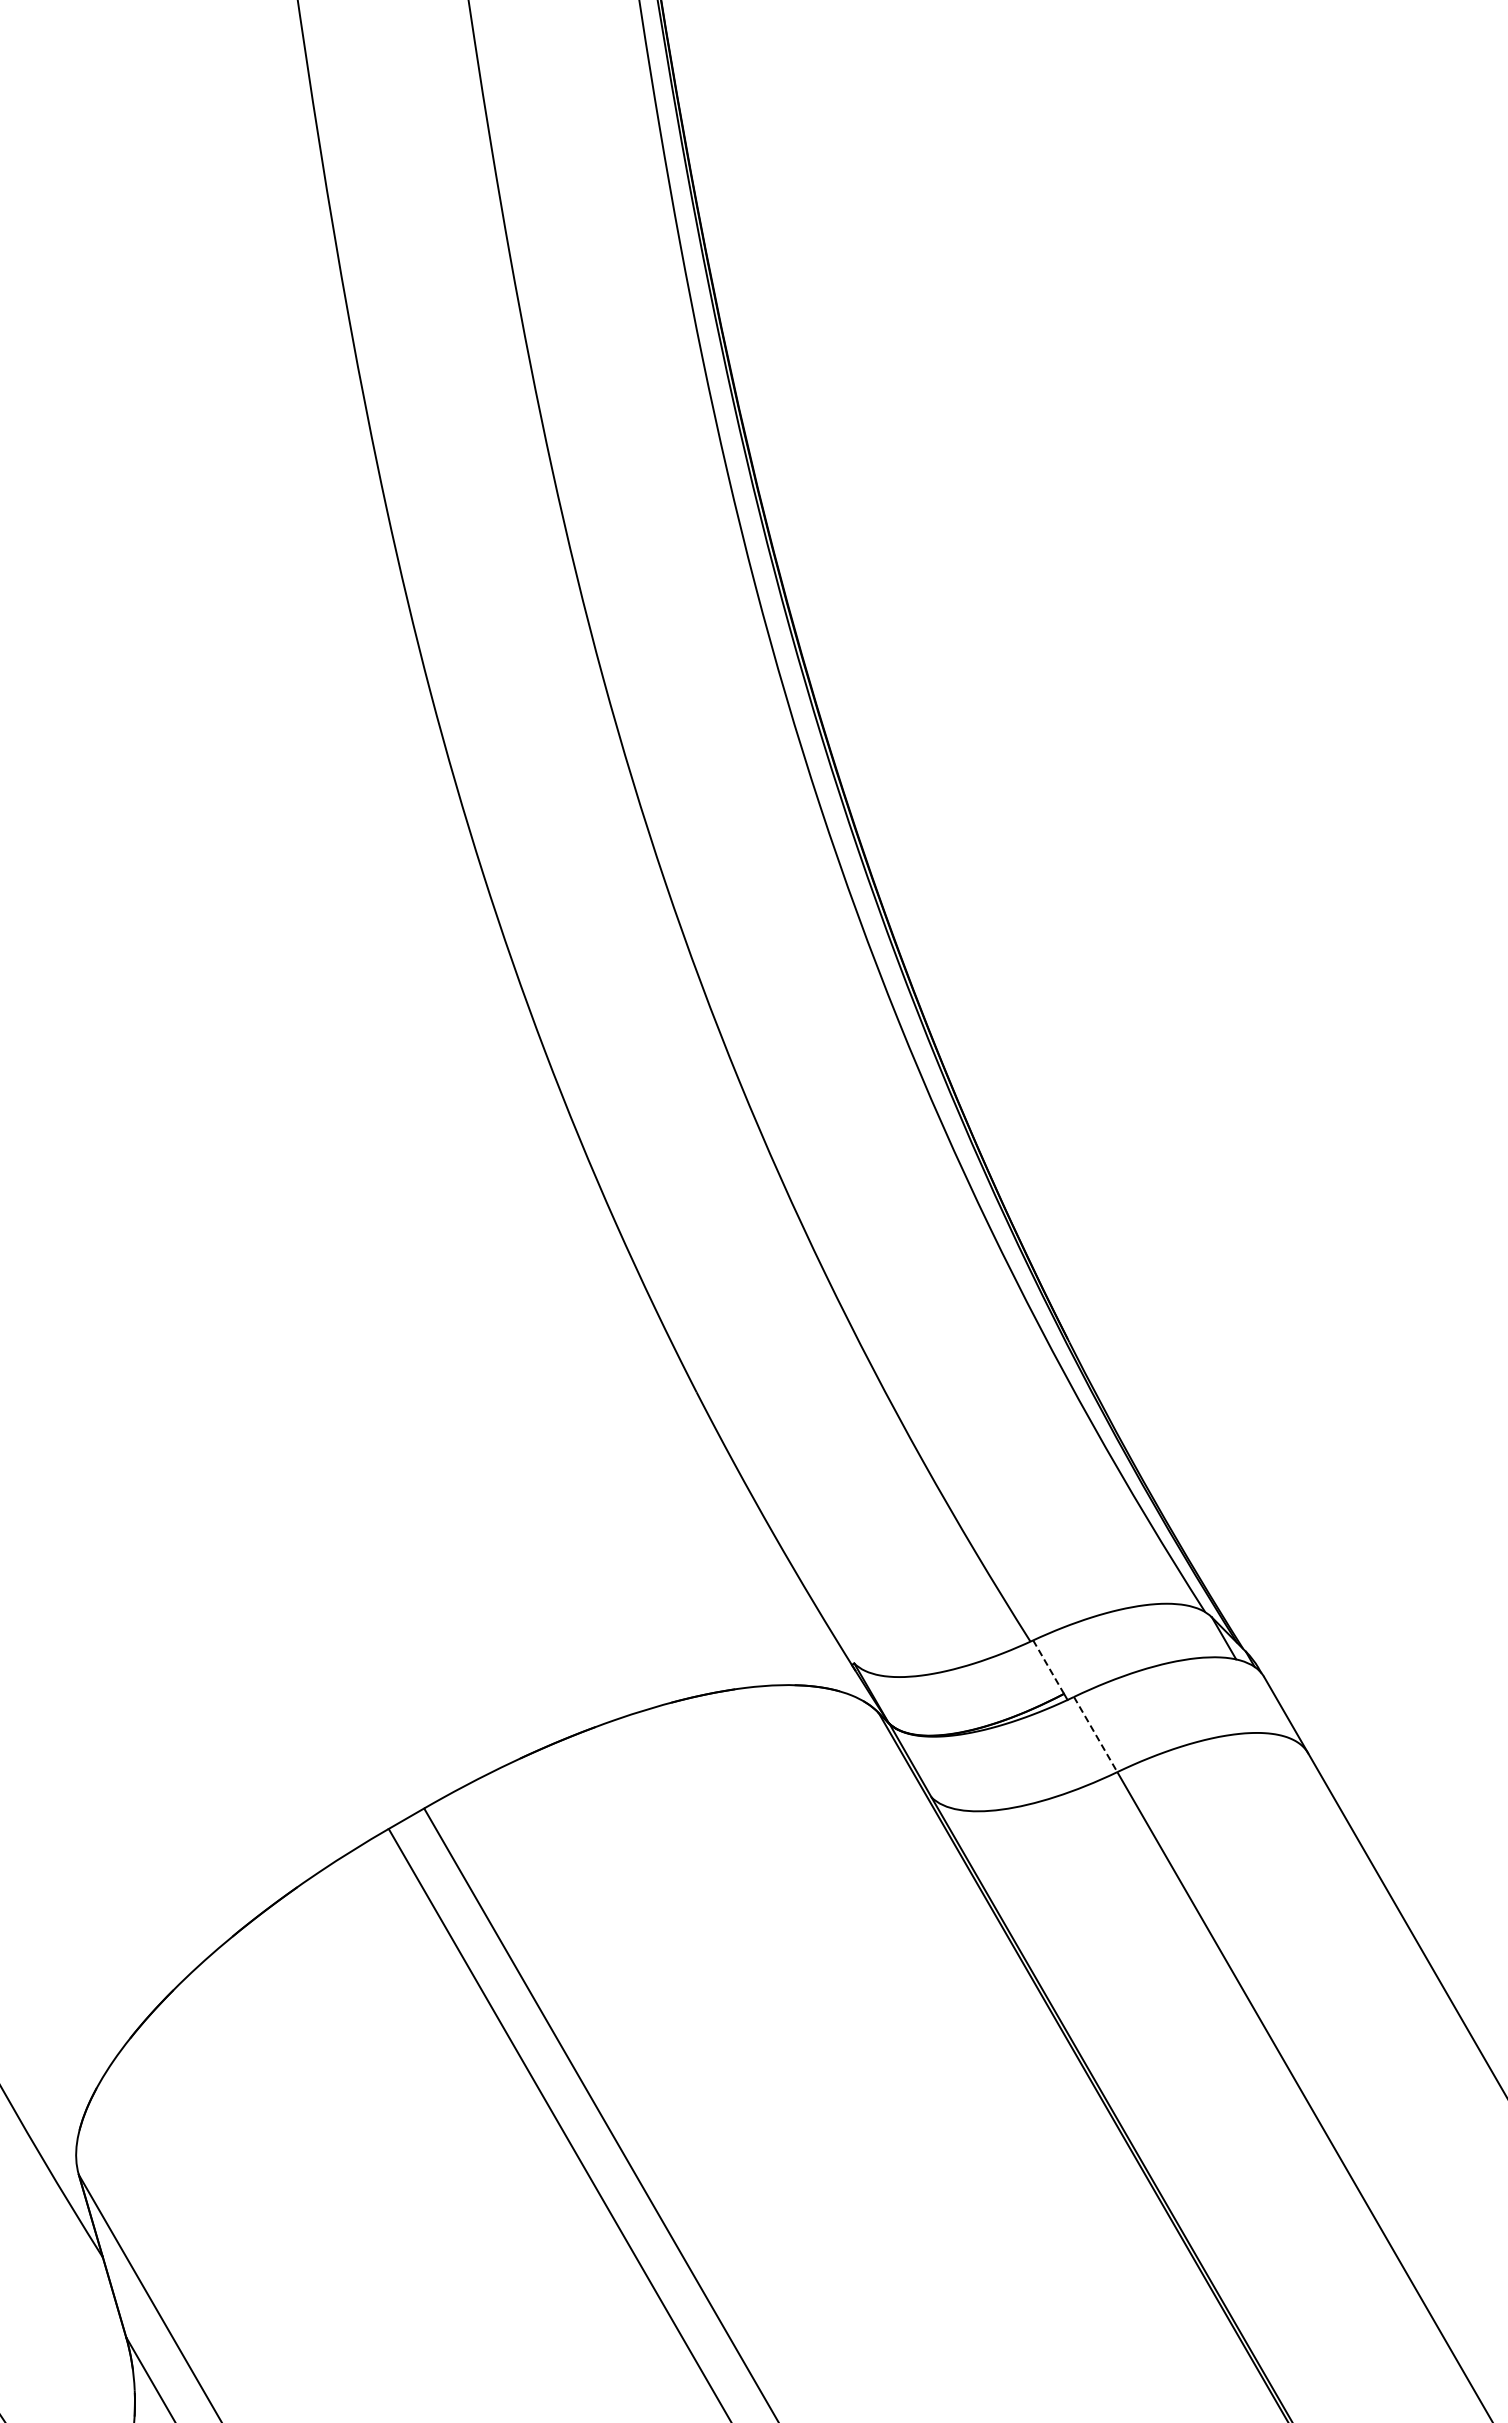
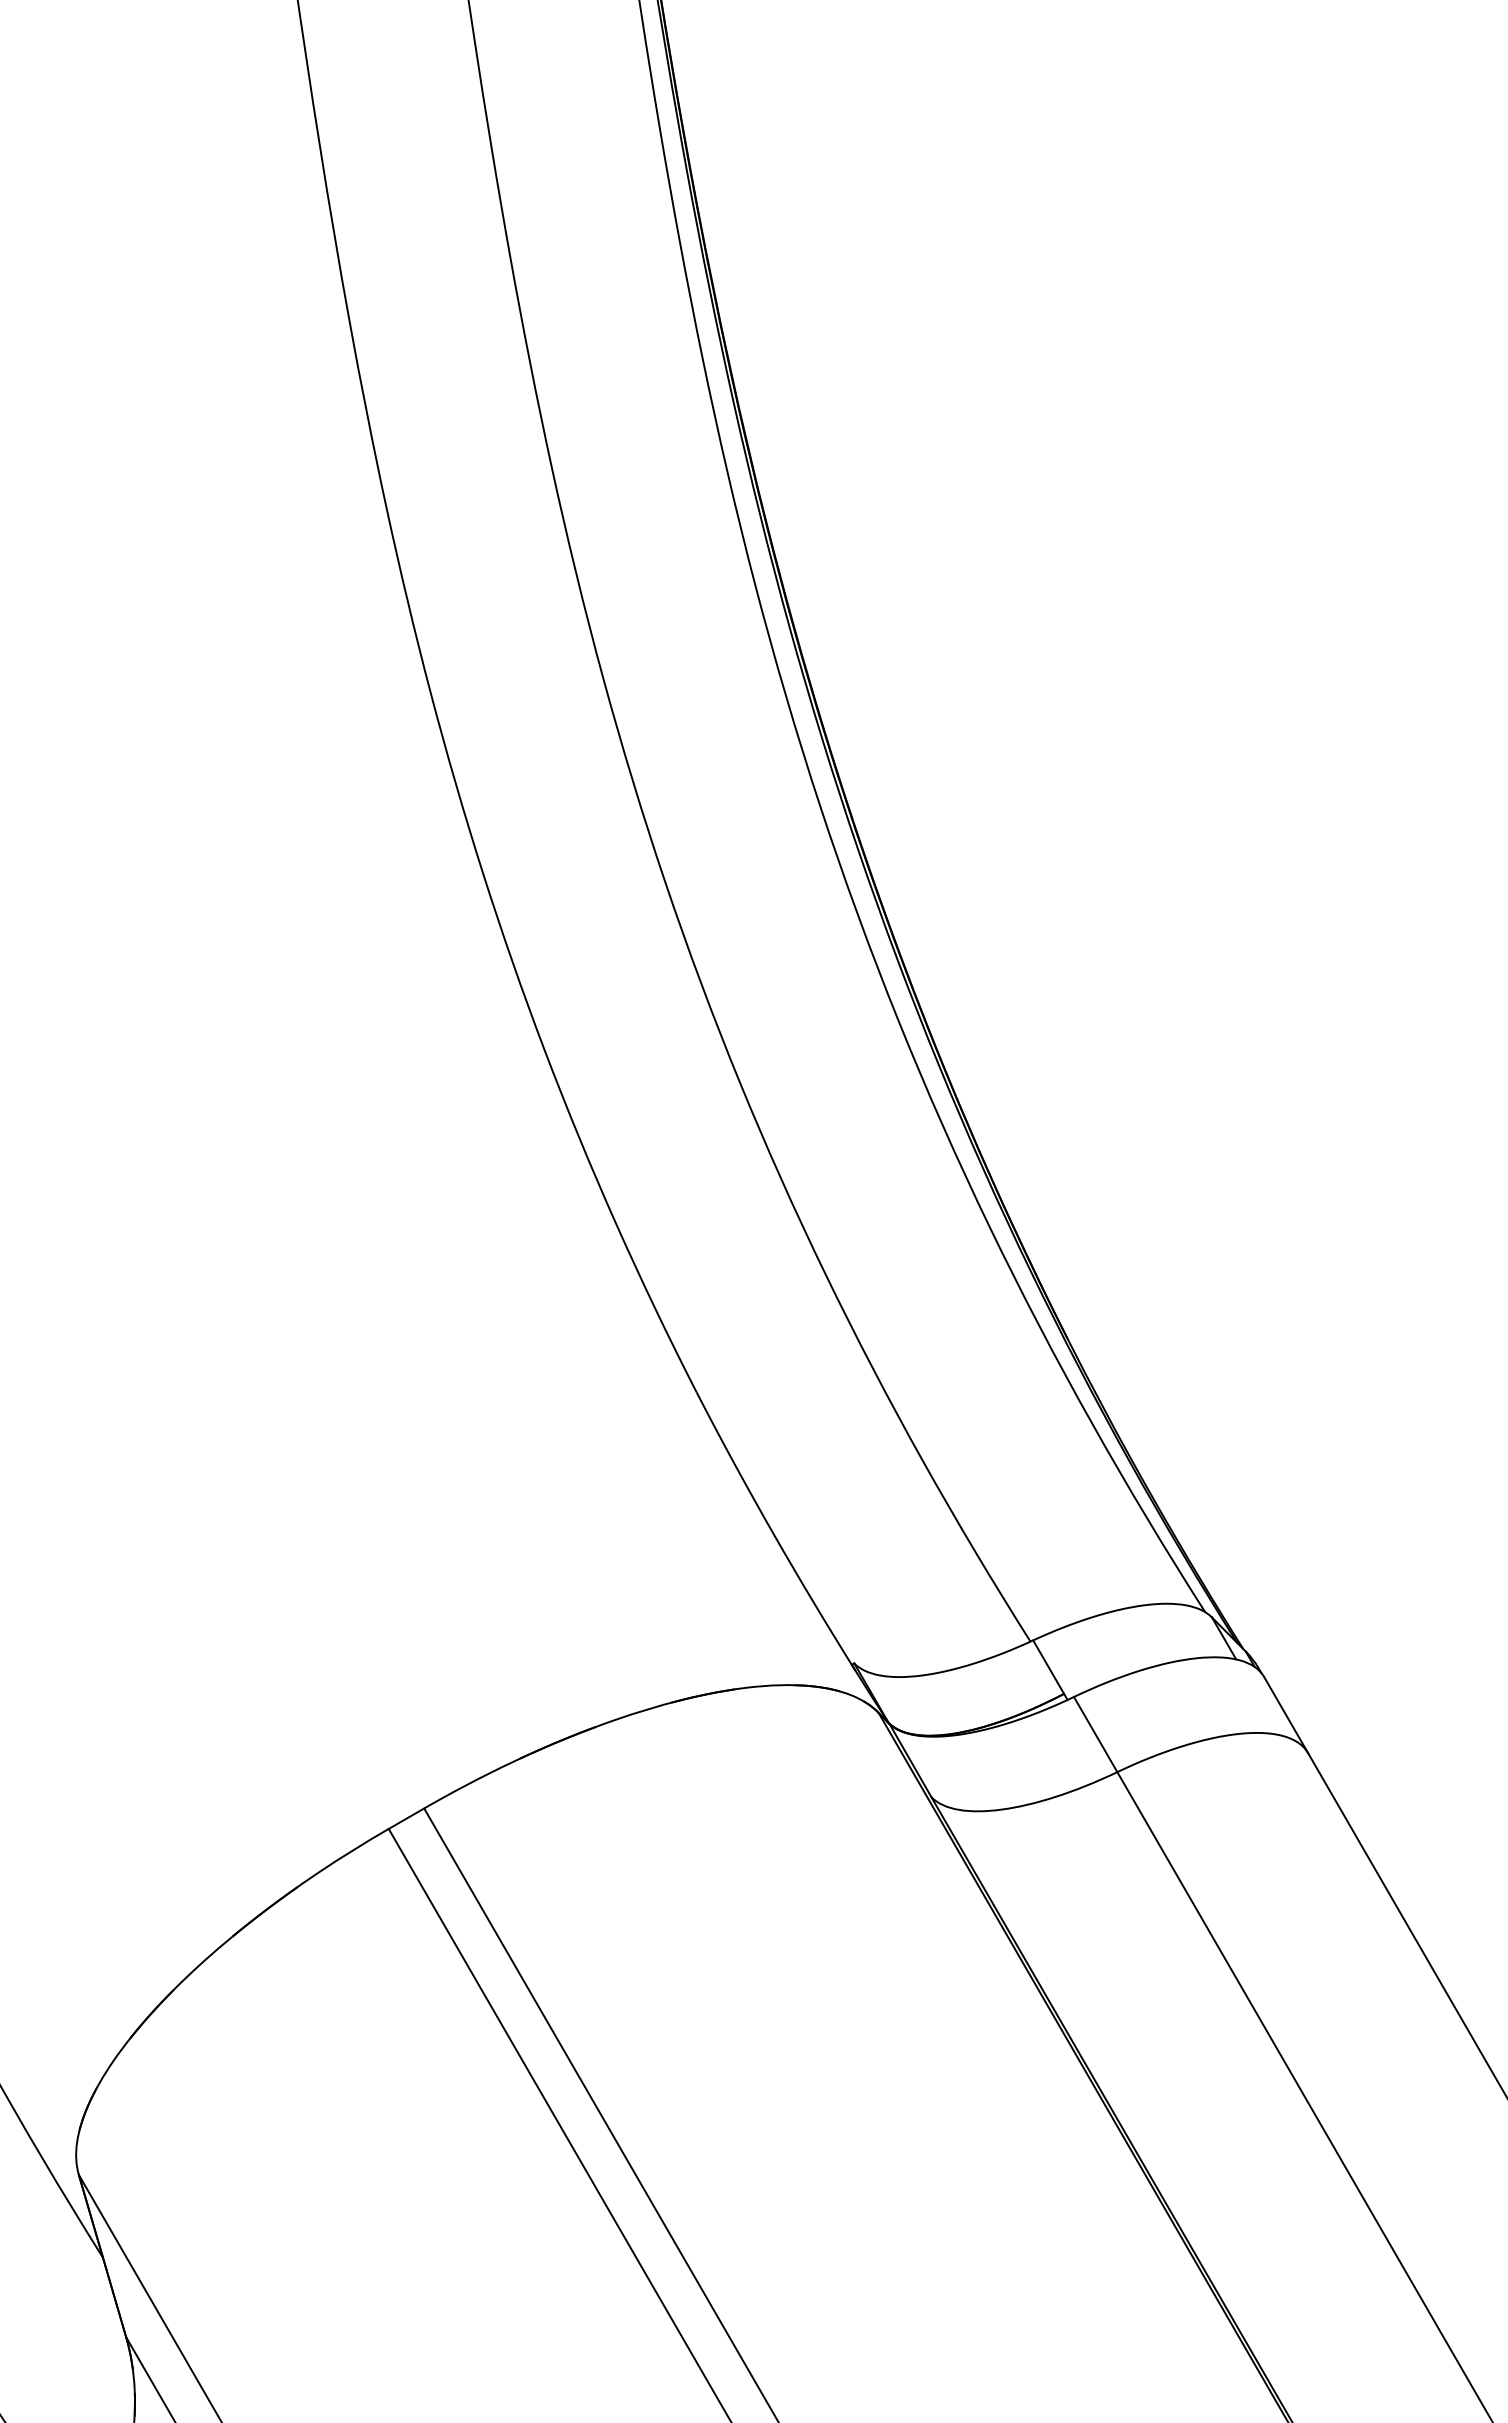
line: dashed -> solid (1048, 1667)
line: dashed -> solid (1095, 1734)
